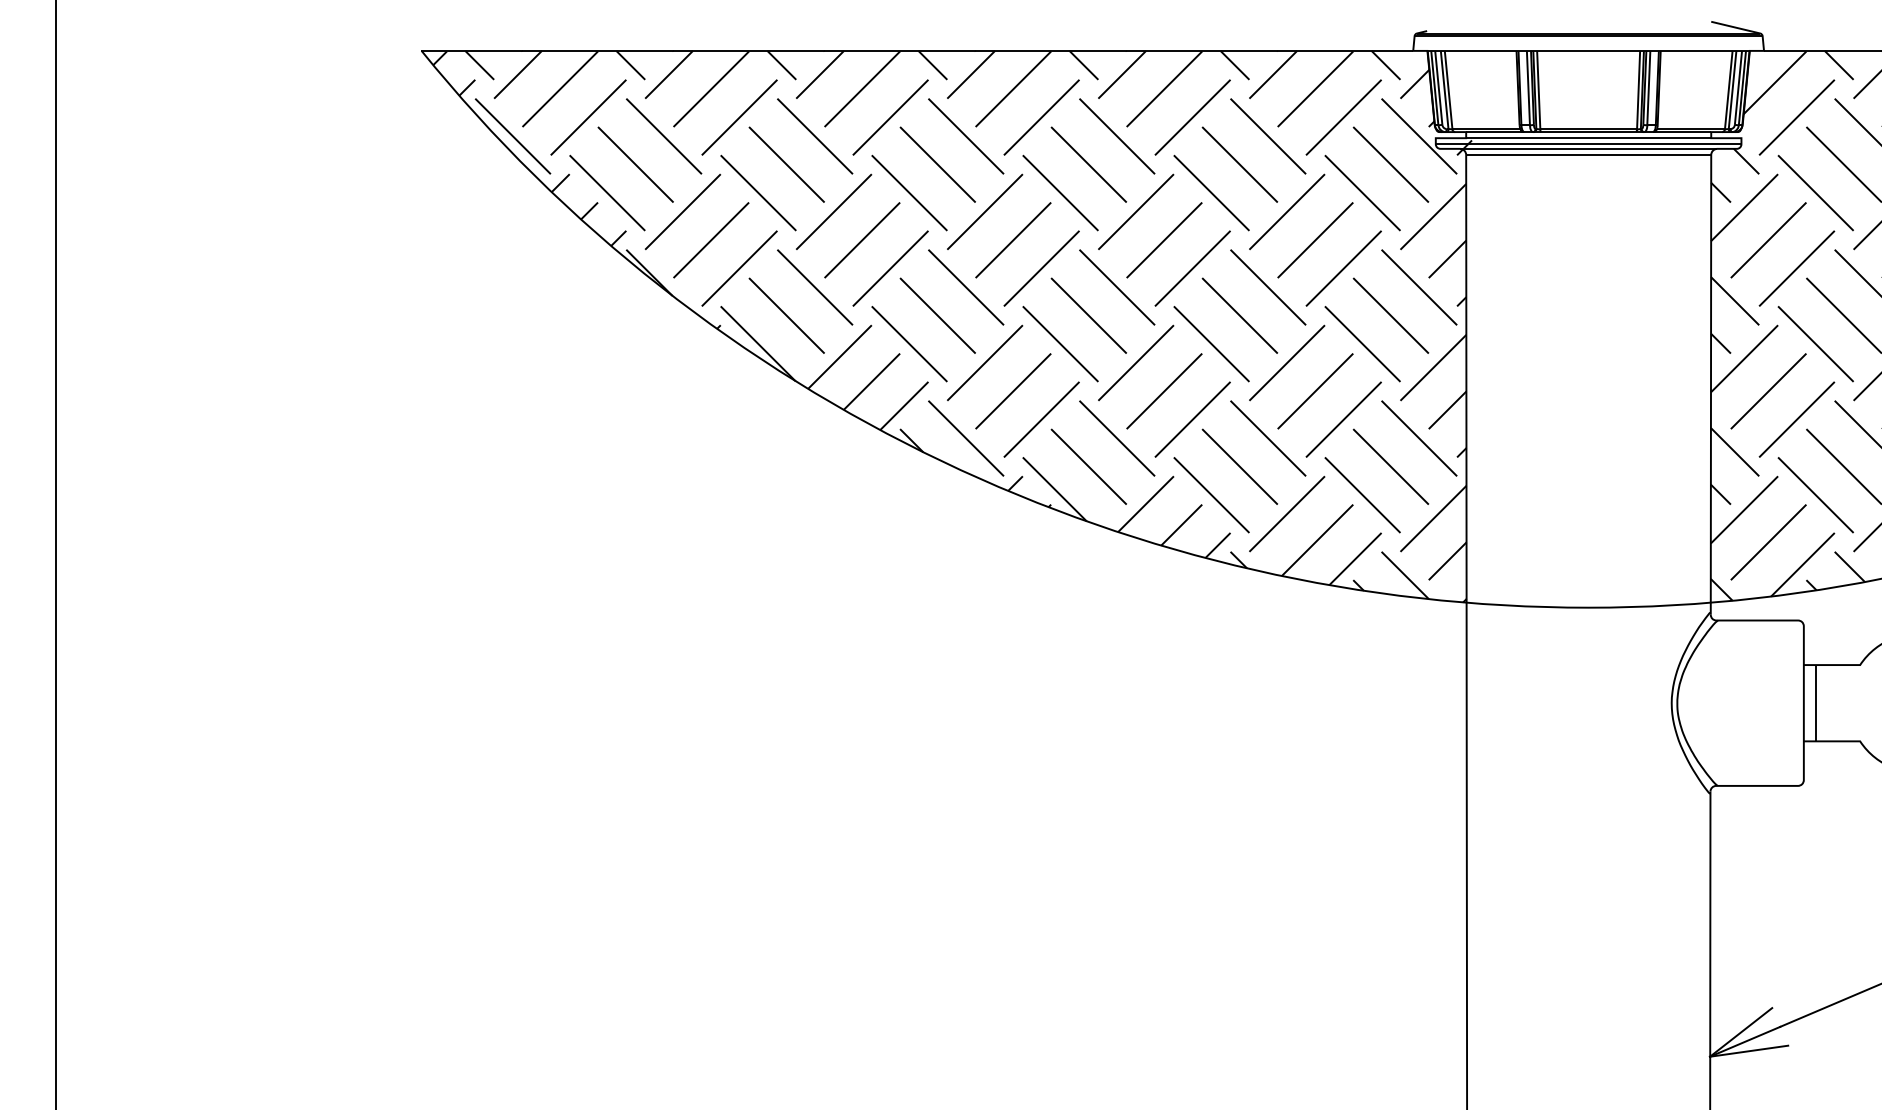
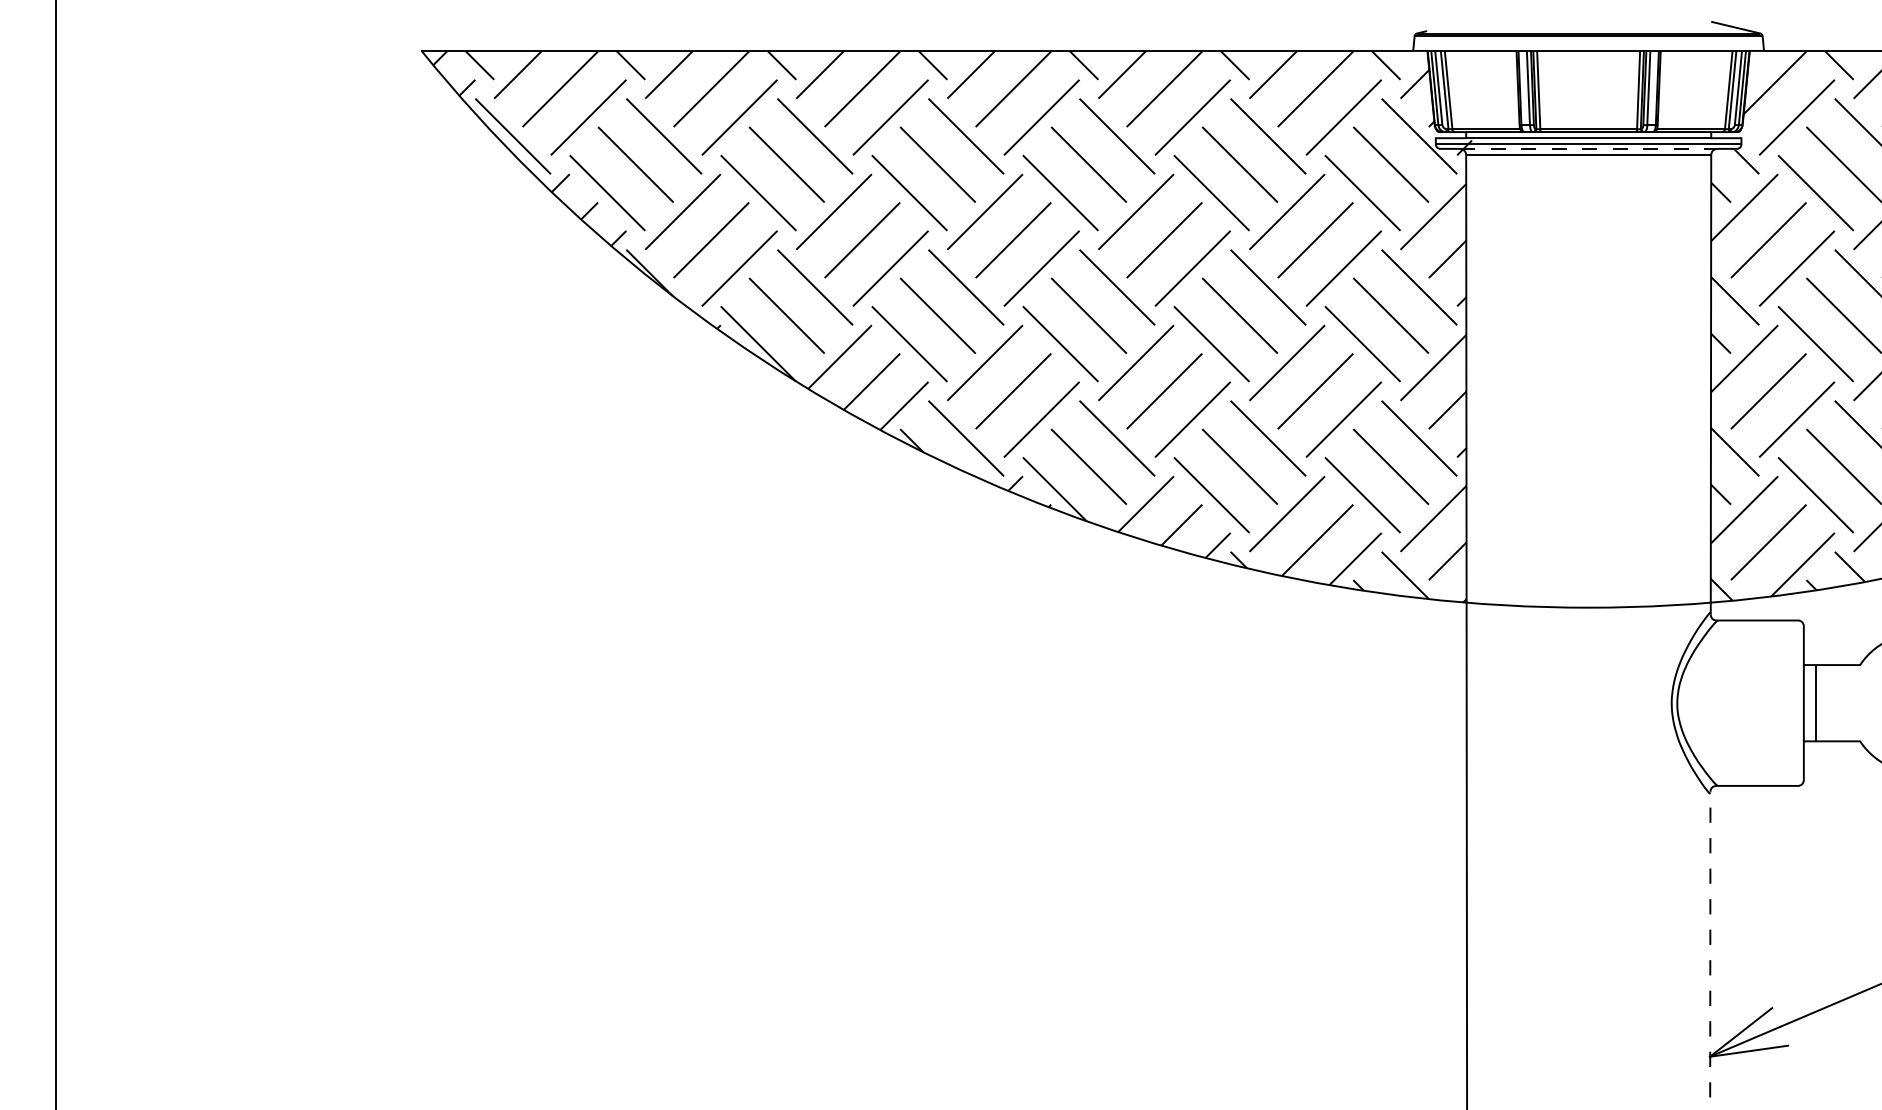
line: solid -> dashed (1588, 148)
line: solid -> dashed (1710, 950)
